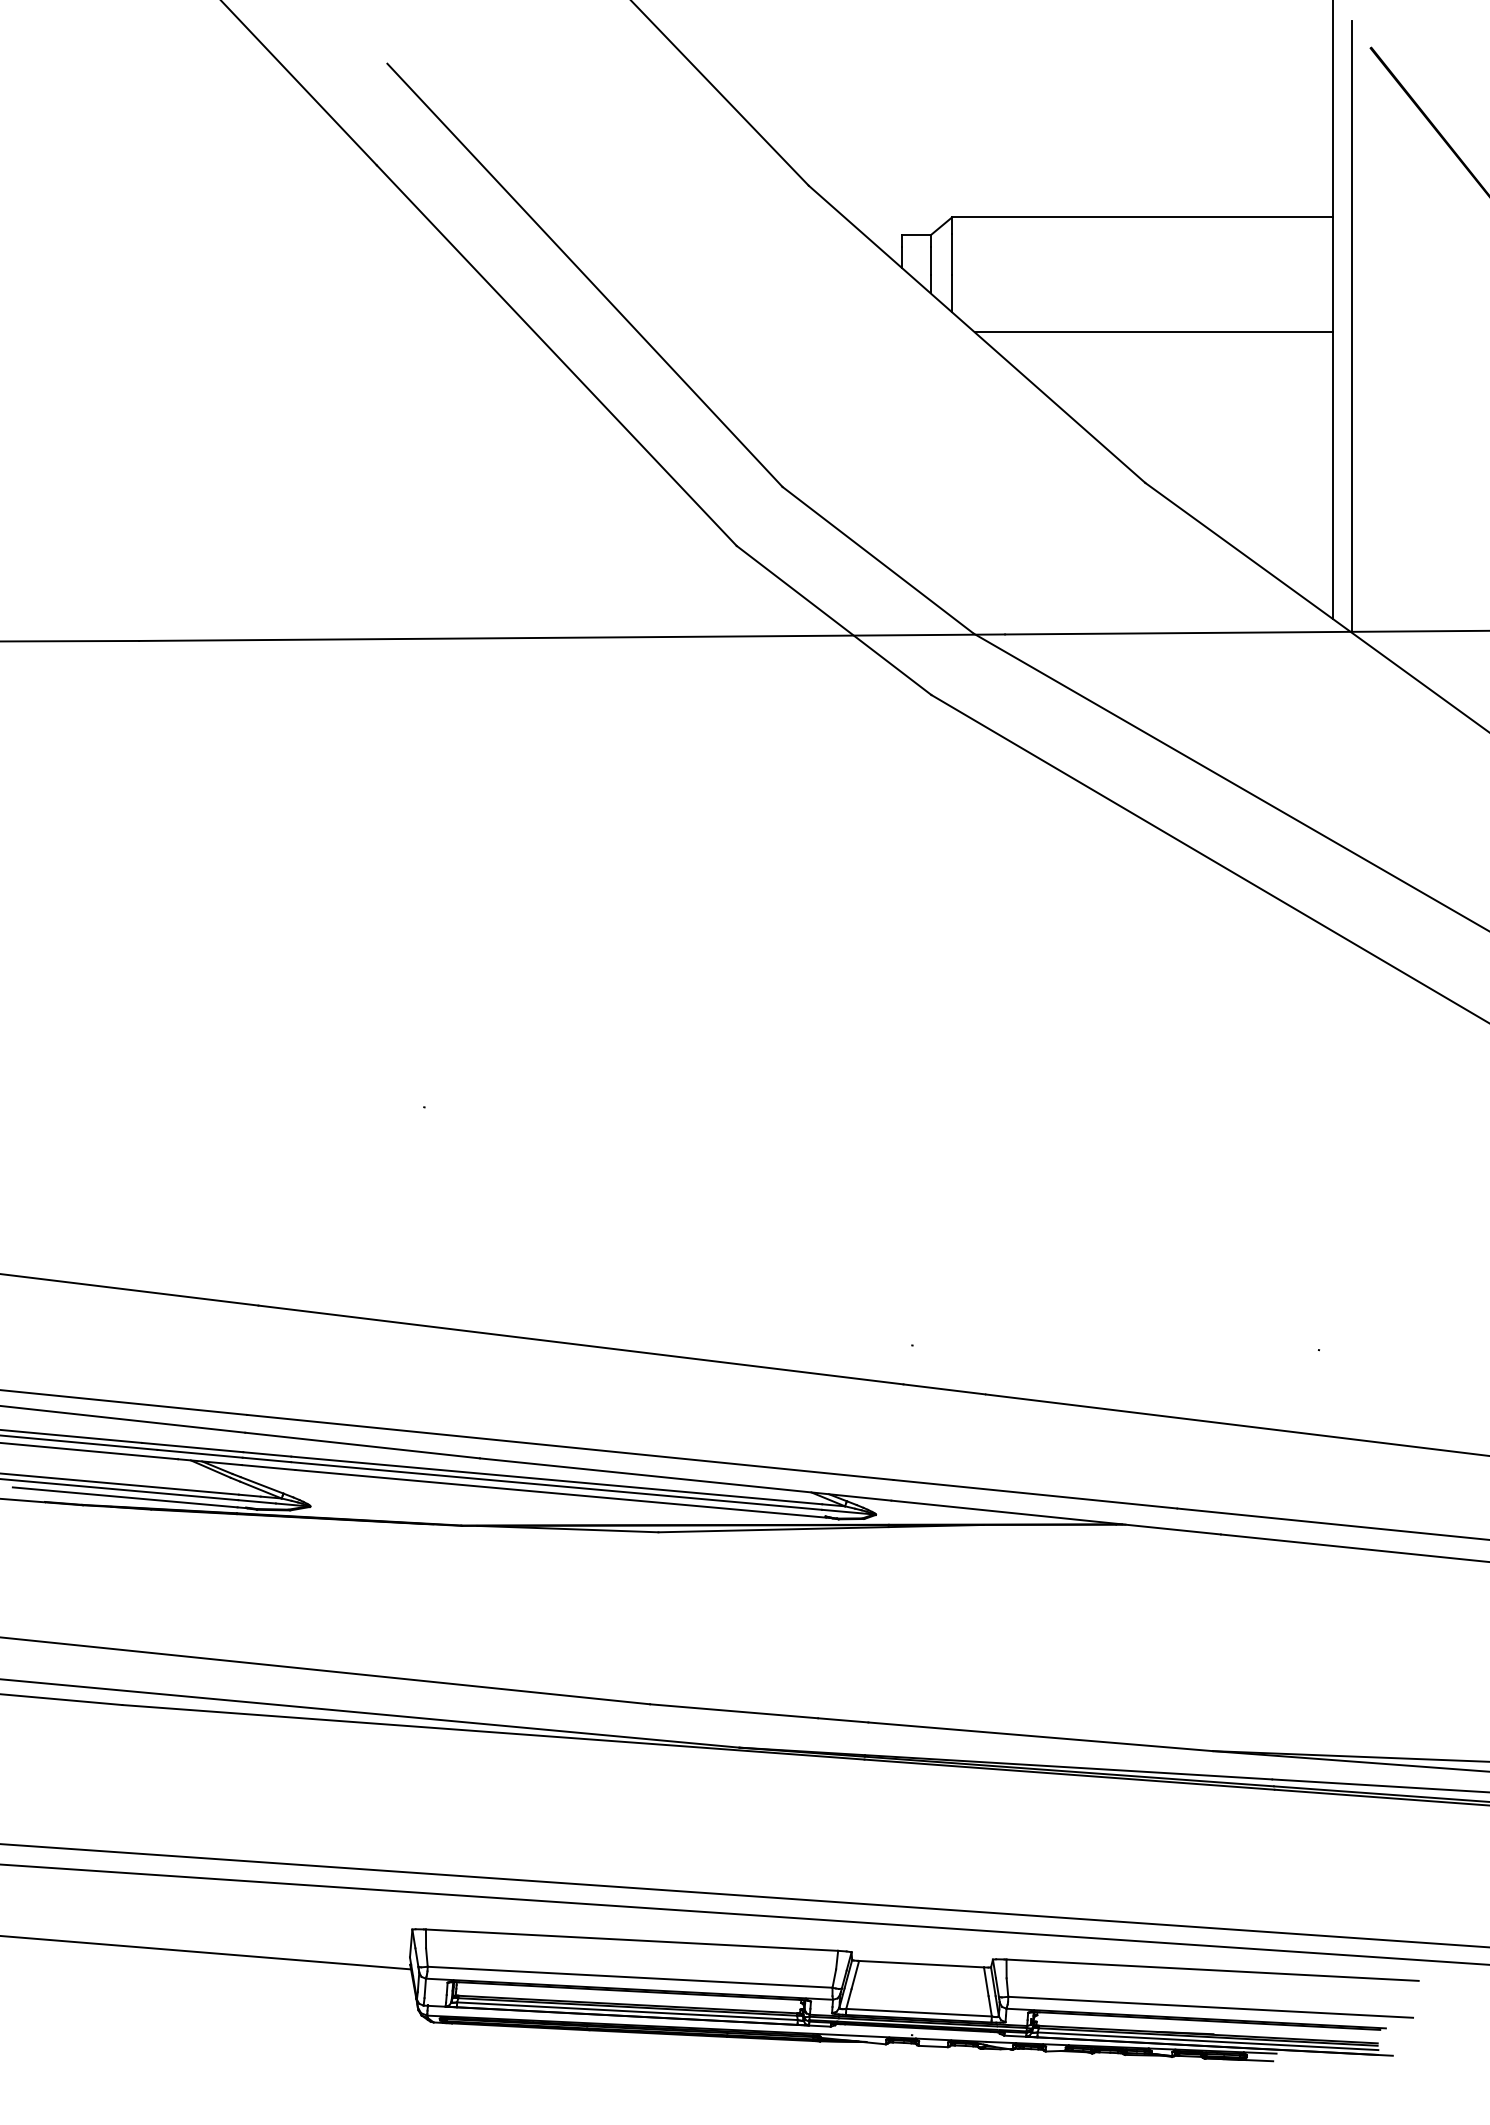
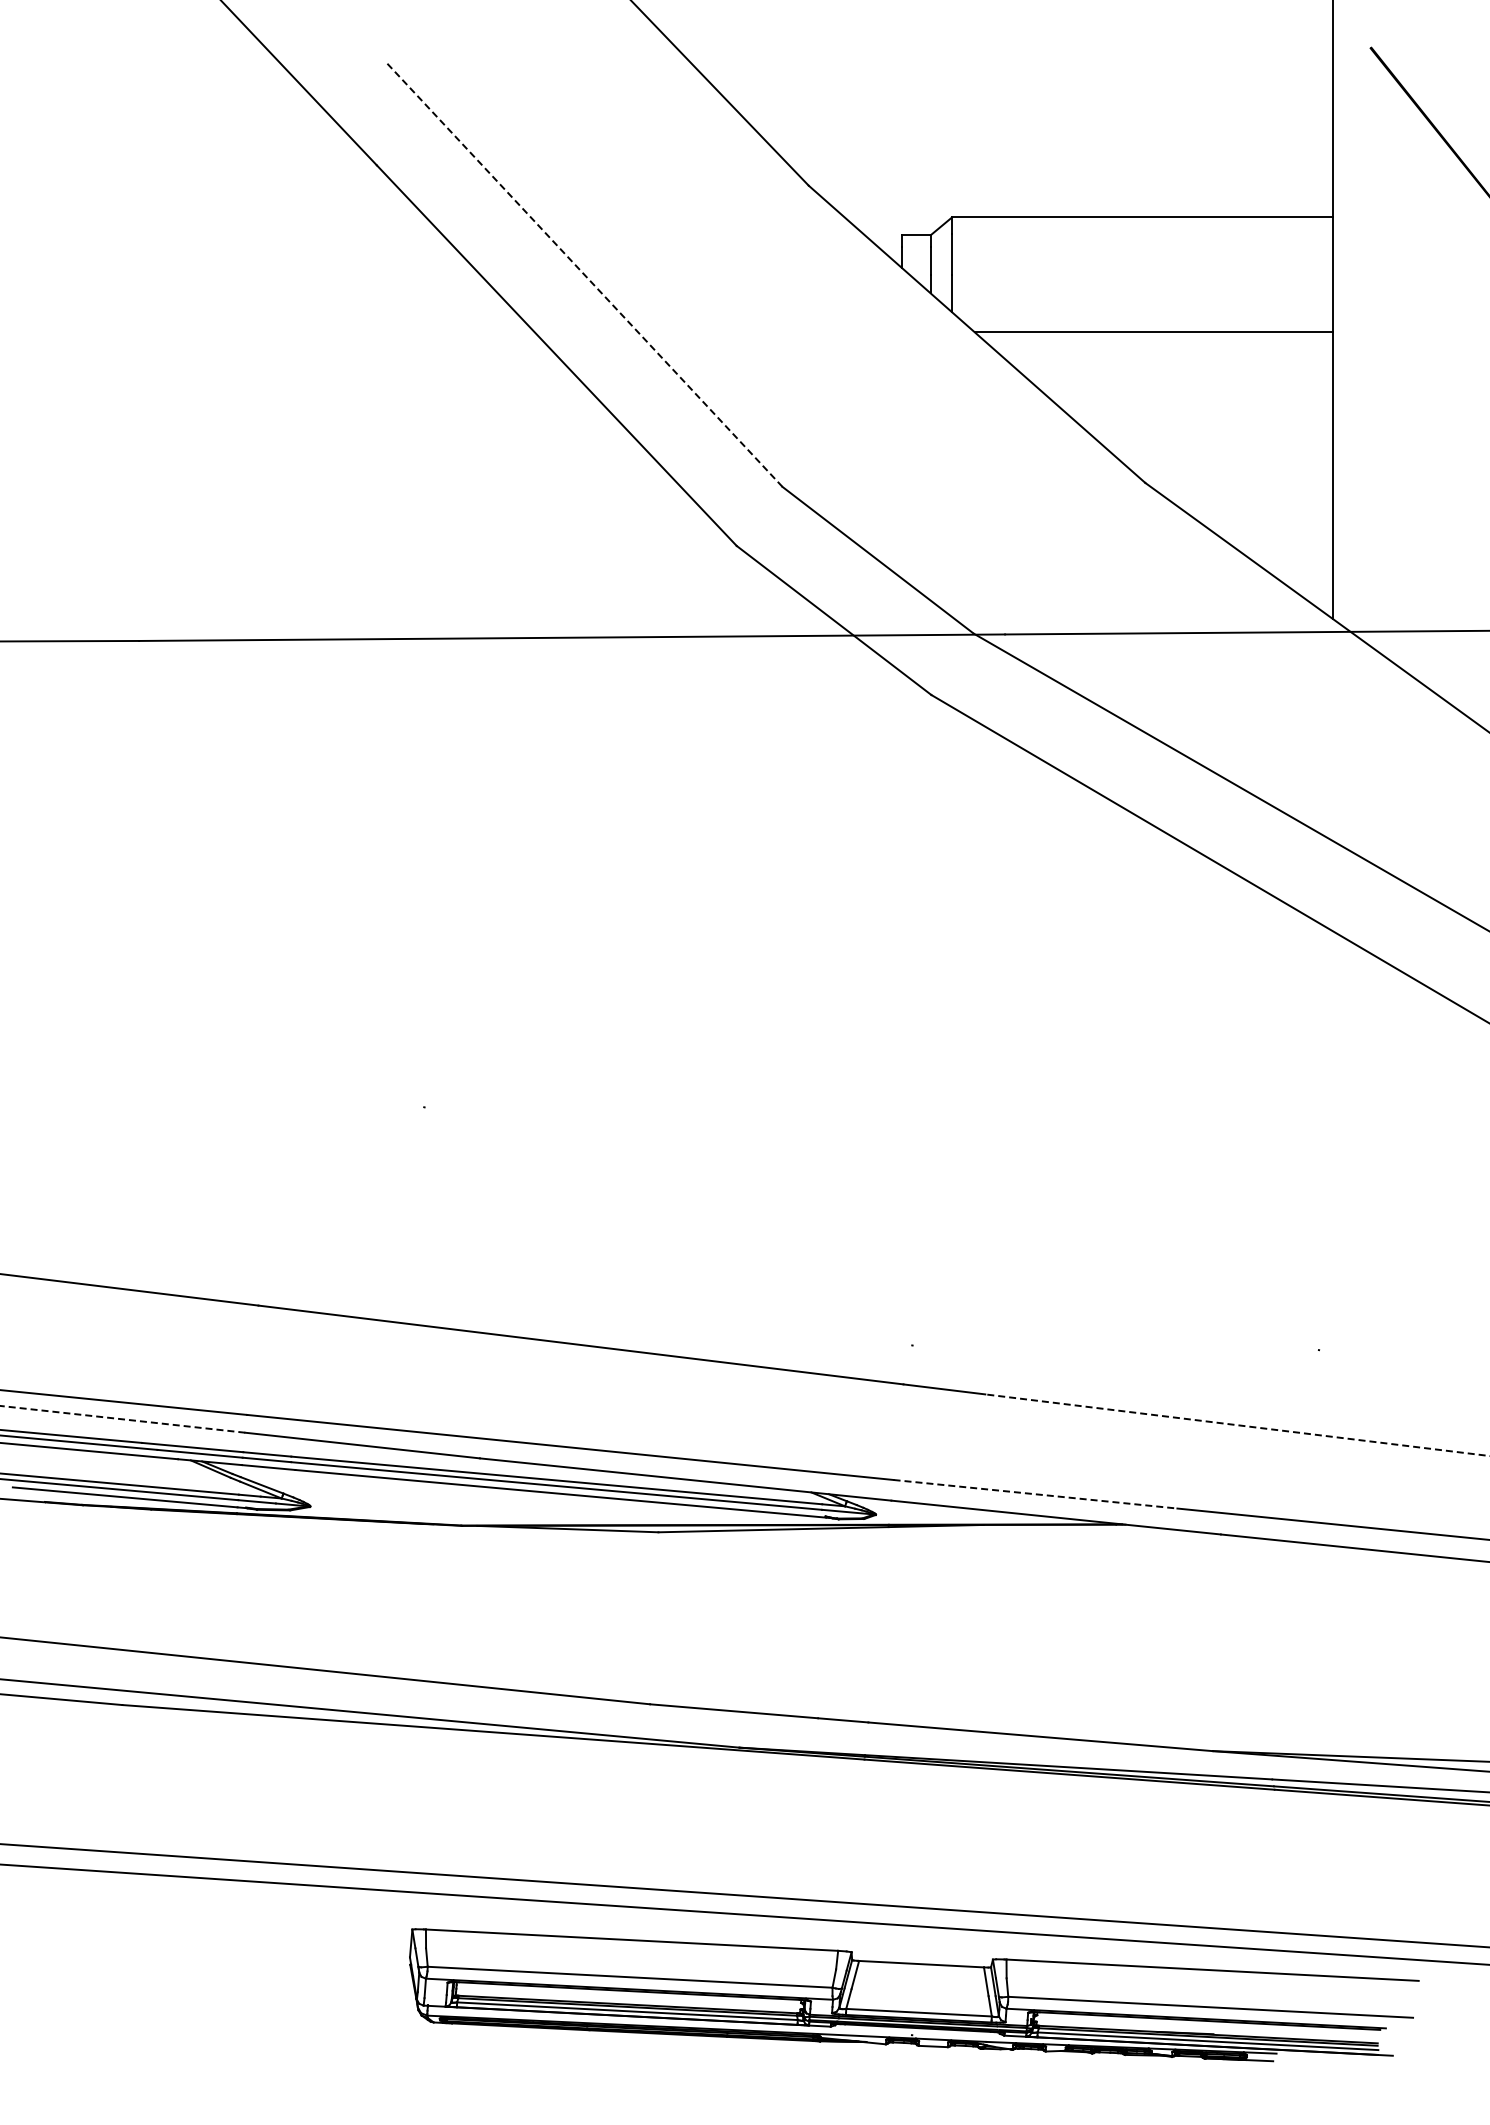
line: solid -> dashed (585, 275)
line: present -> none (1351, 326)
line: solid -> dashed (123, 1419)
line: solid -> dashed (1236, 1425)
line: solid -> dashed (1035, 1494)
line: present -> none (206, 1952)
